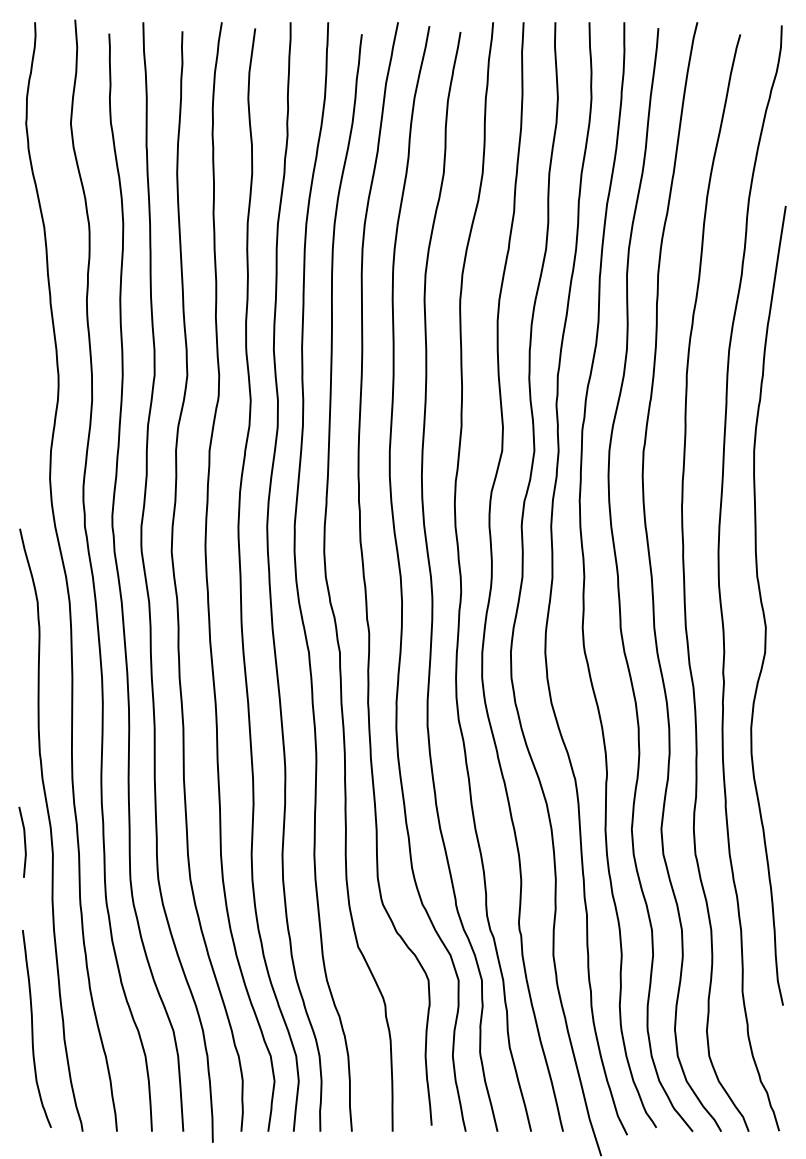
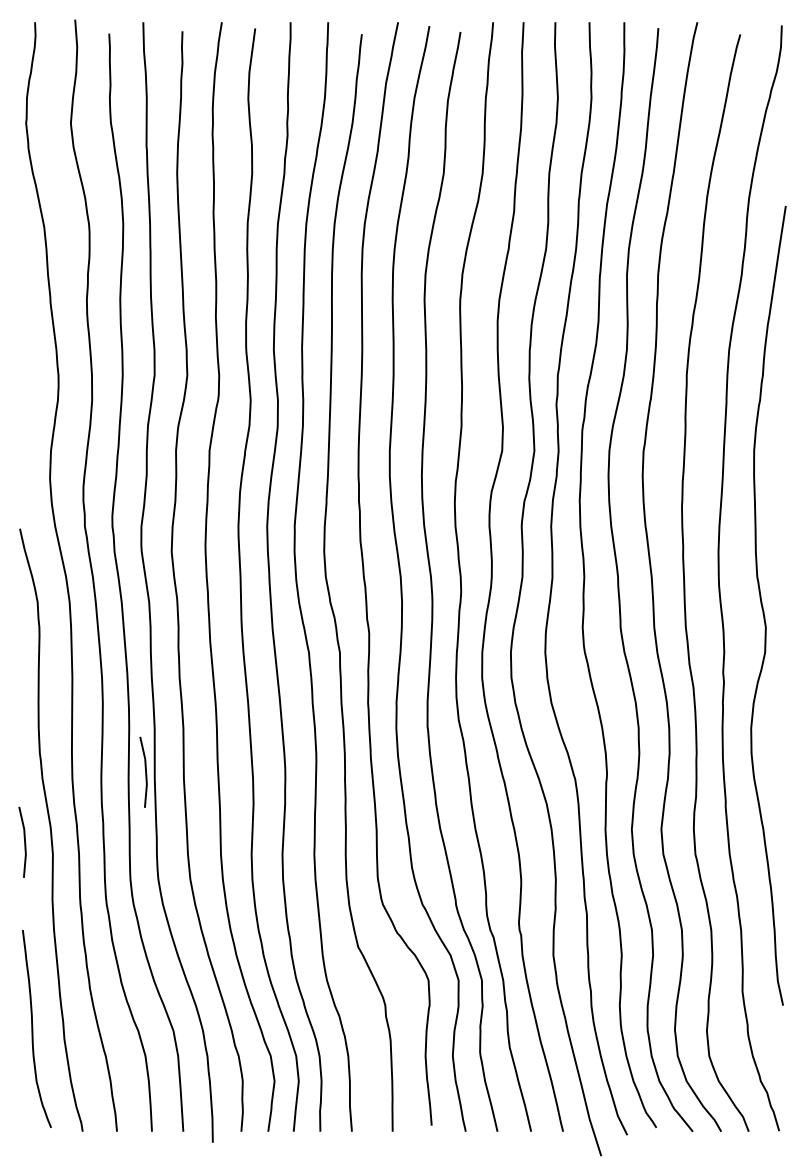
line: none -> present (145, 771)
